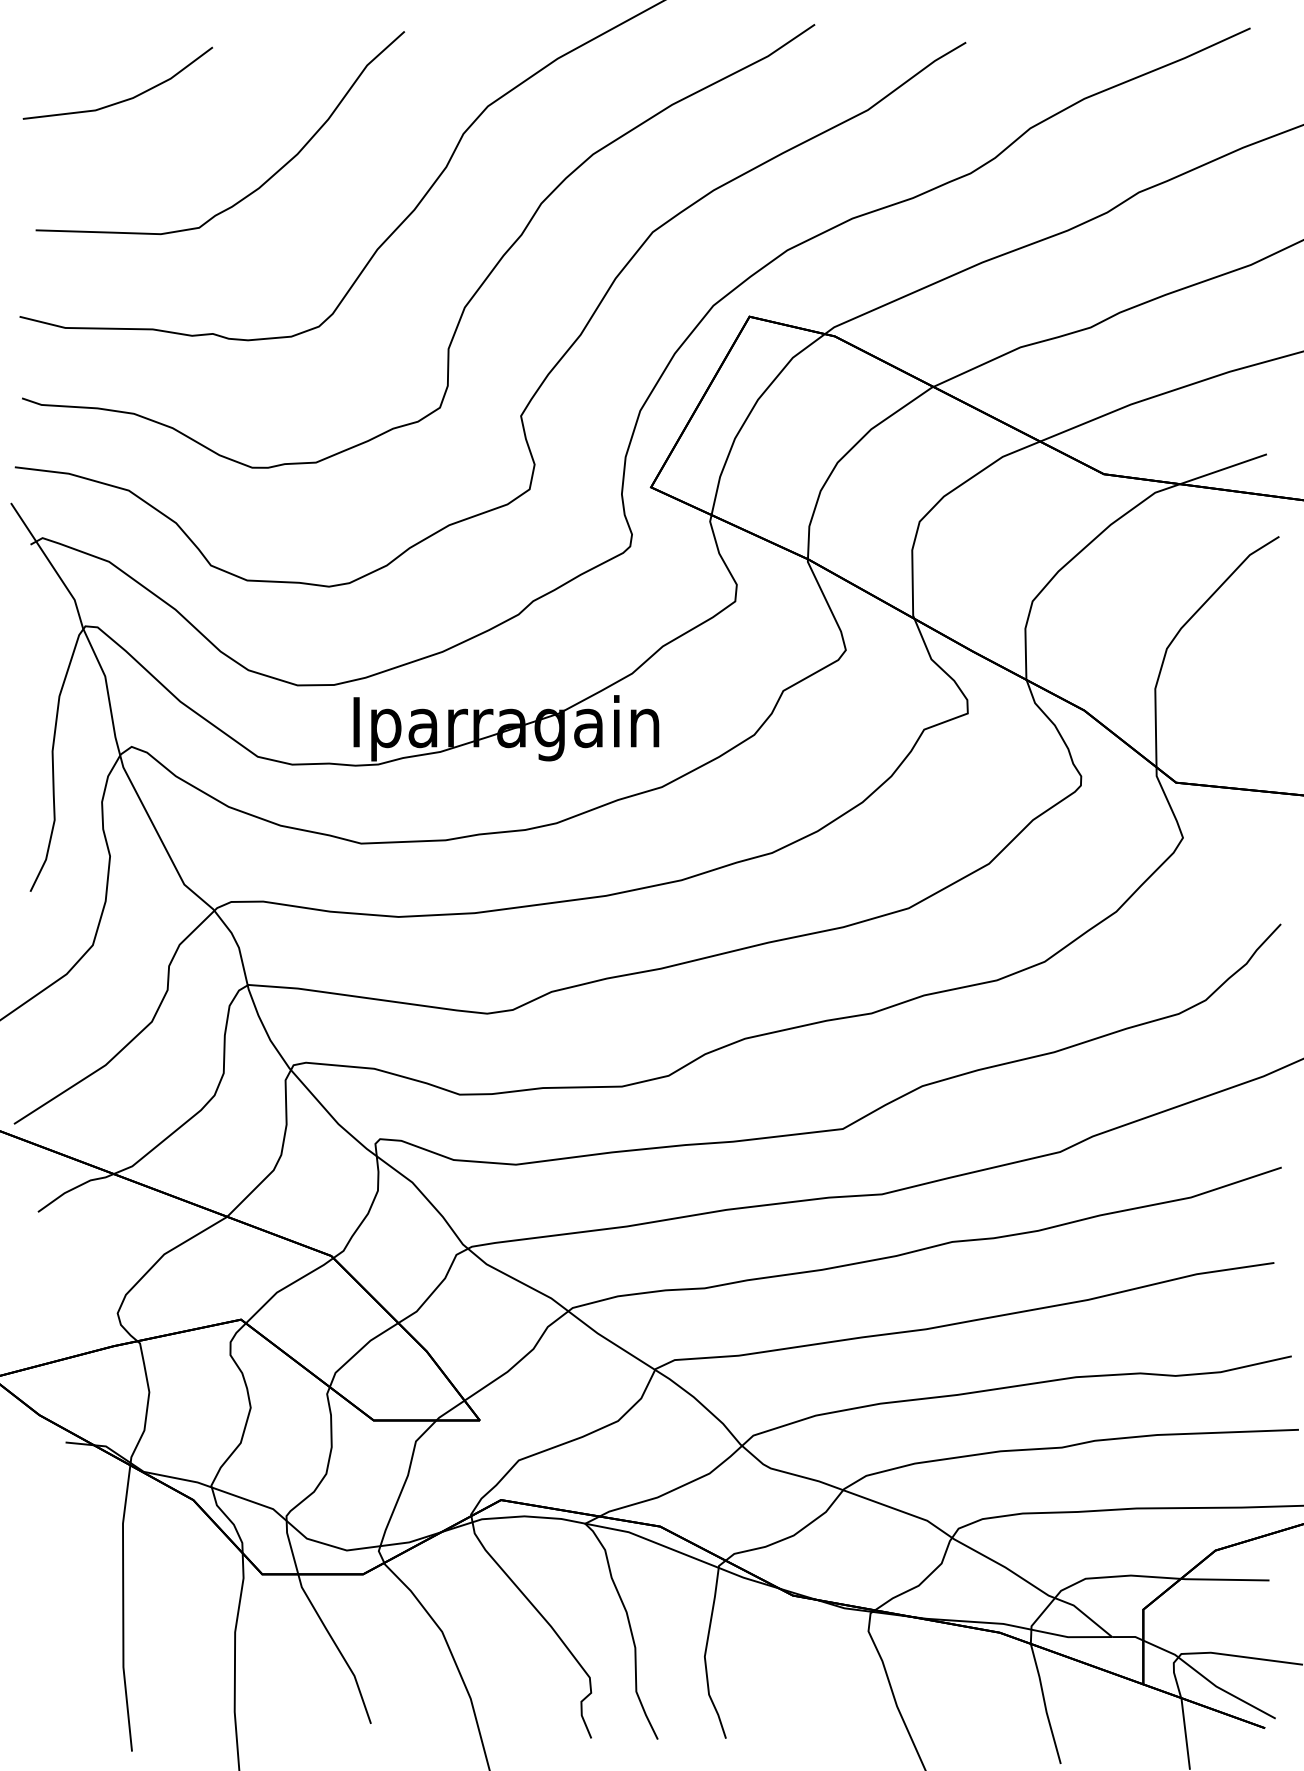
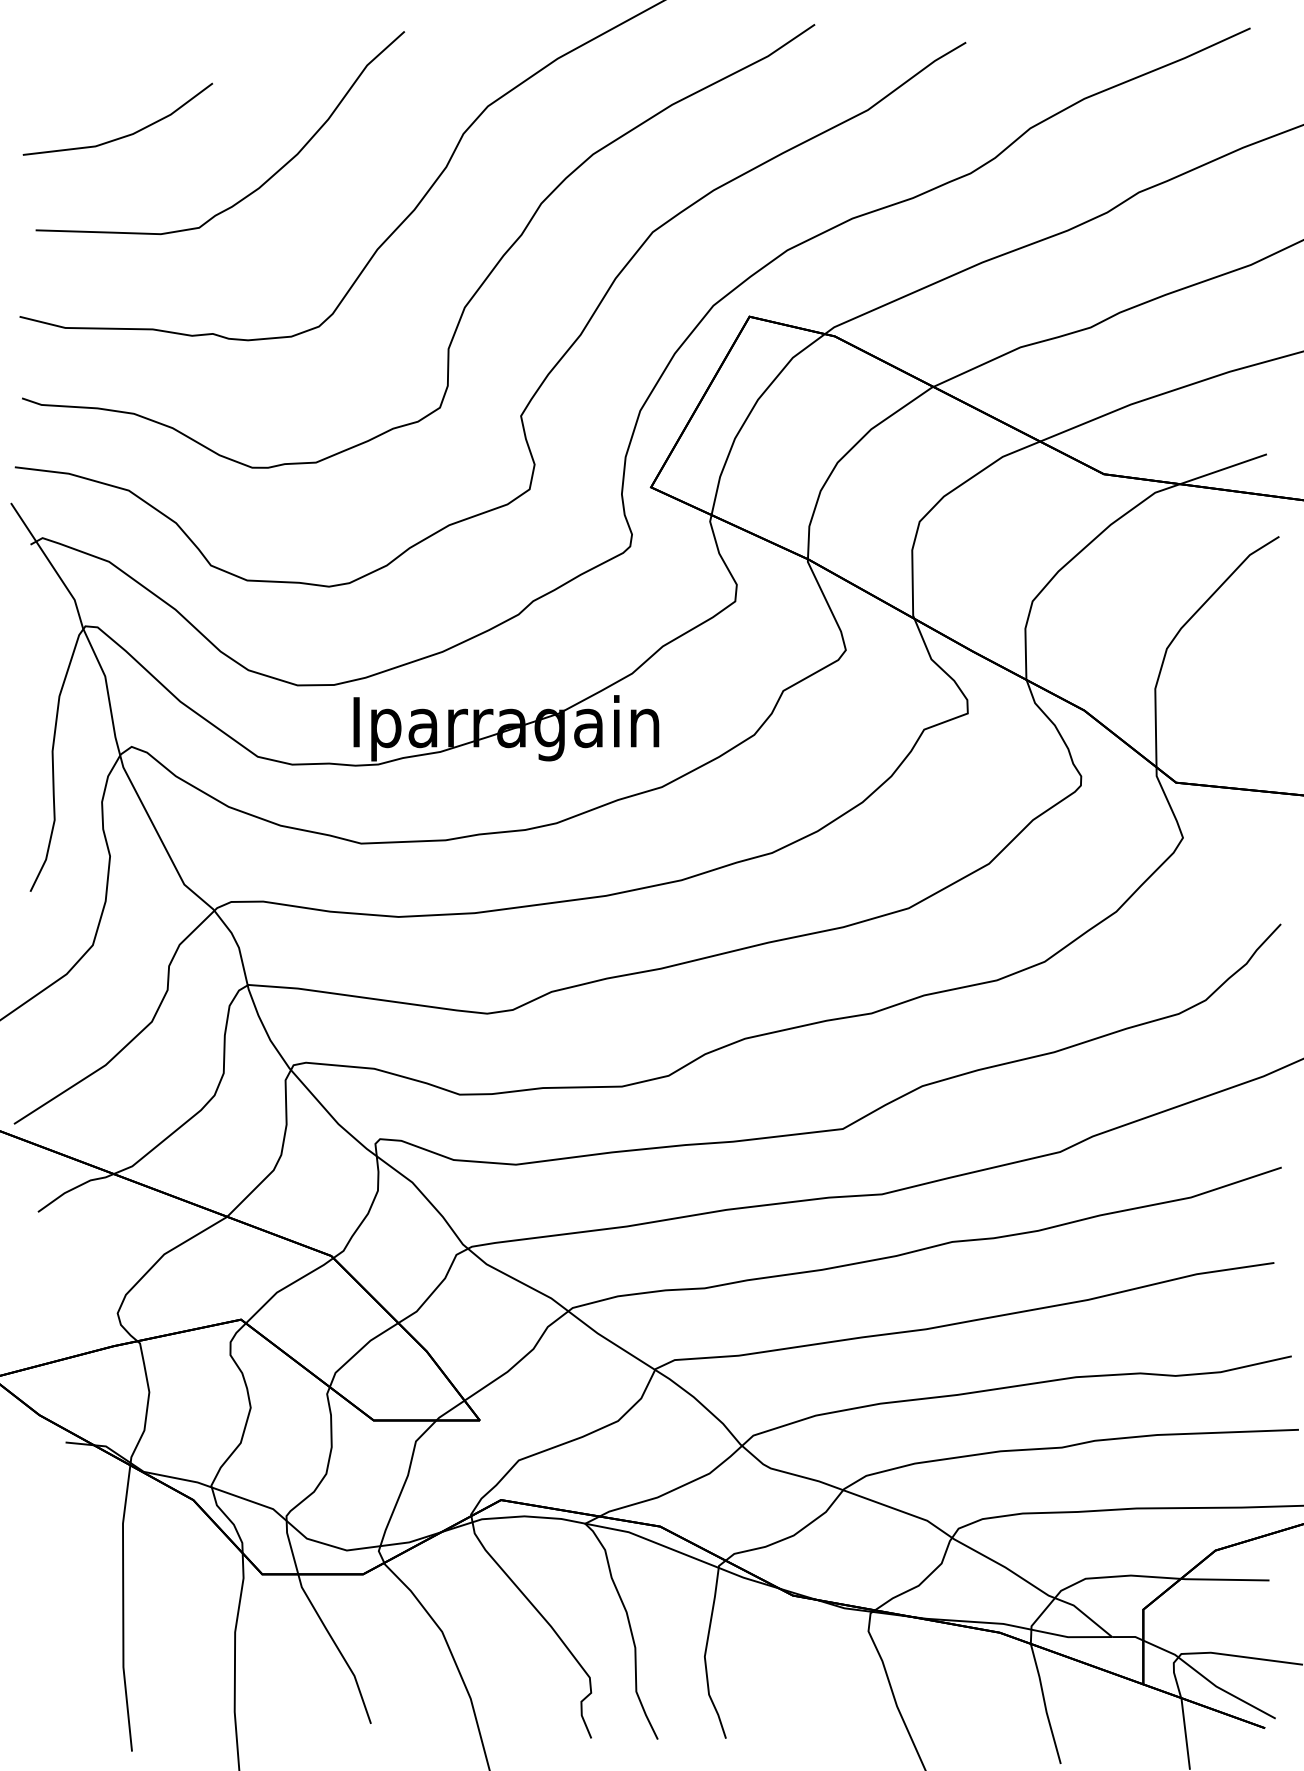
line position: (124, 99) -> (124, 135) (124, 135)
